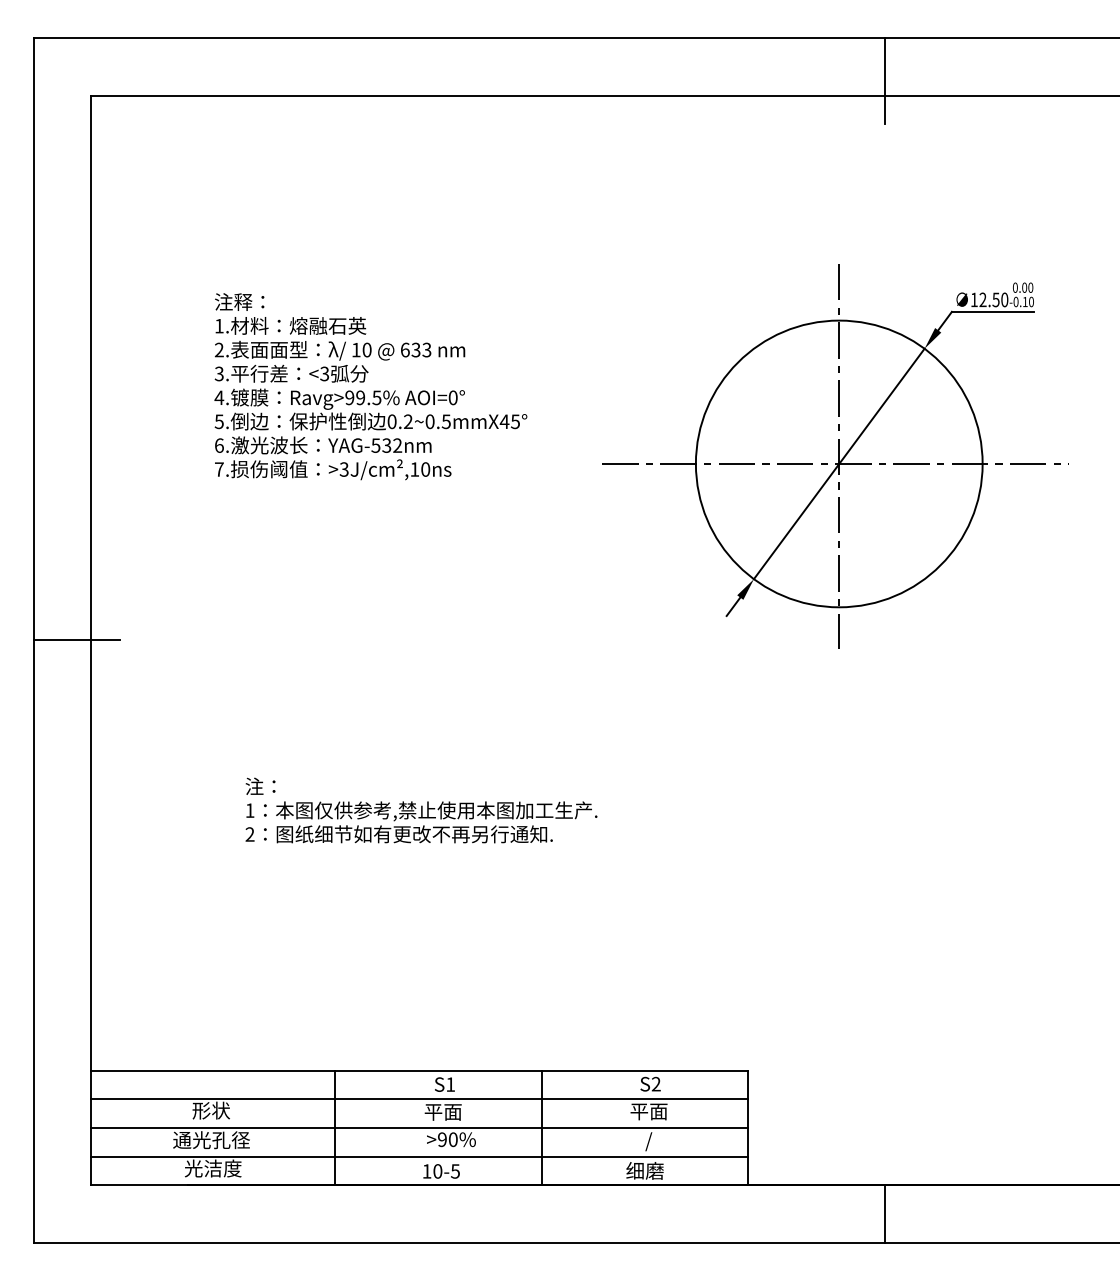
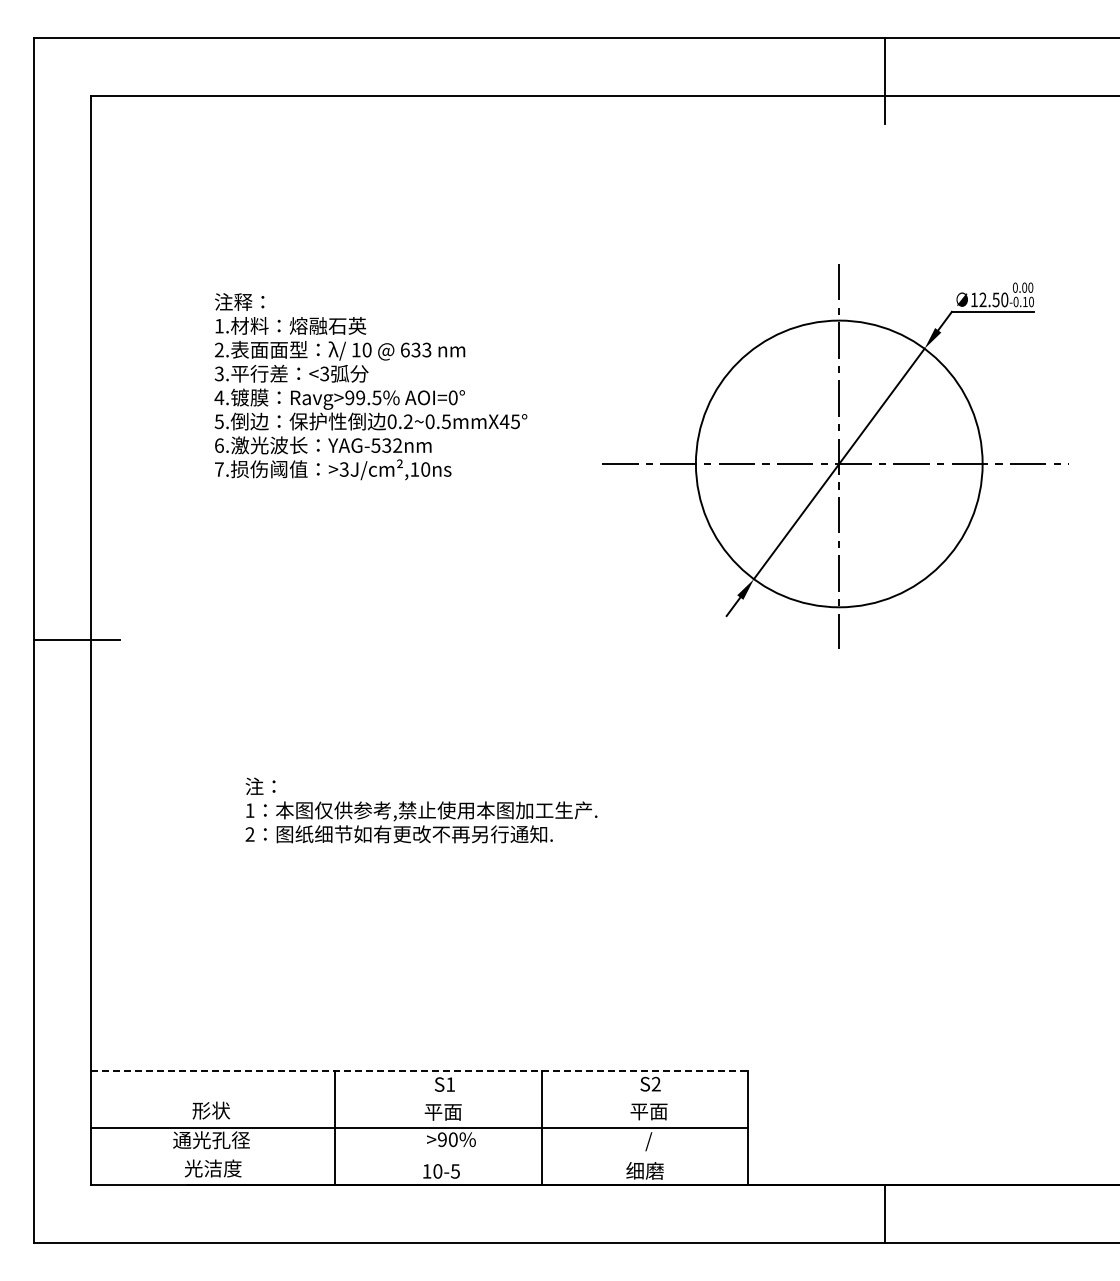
line: solid -> dashed (419, 1070)
line: present -> none (419, 1099)
line: present -> none (419, 1156)
